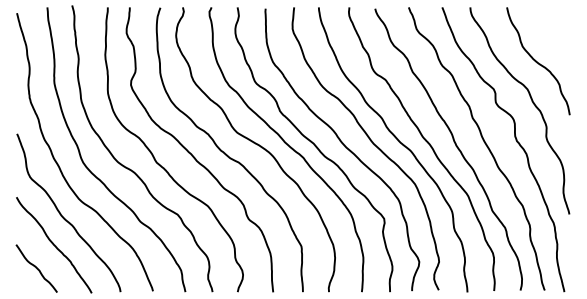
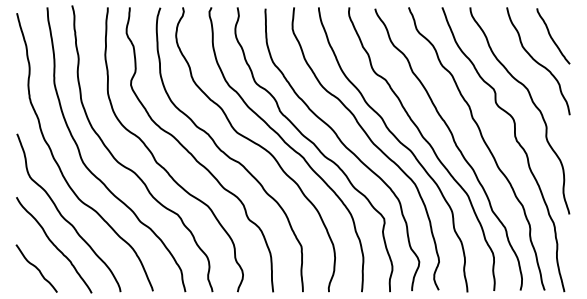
curve: none -> present (552, 37)
